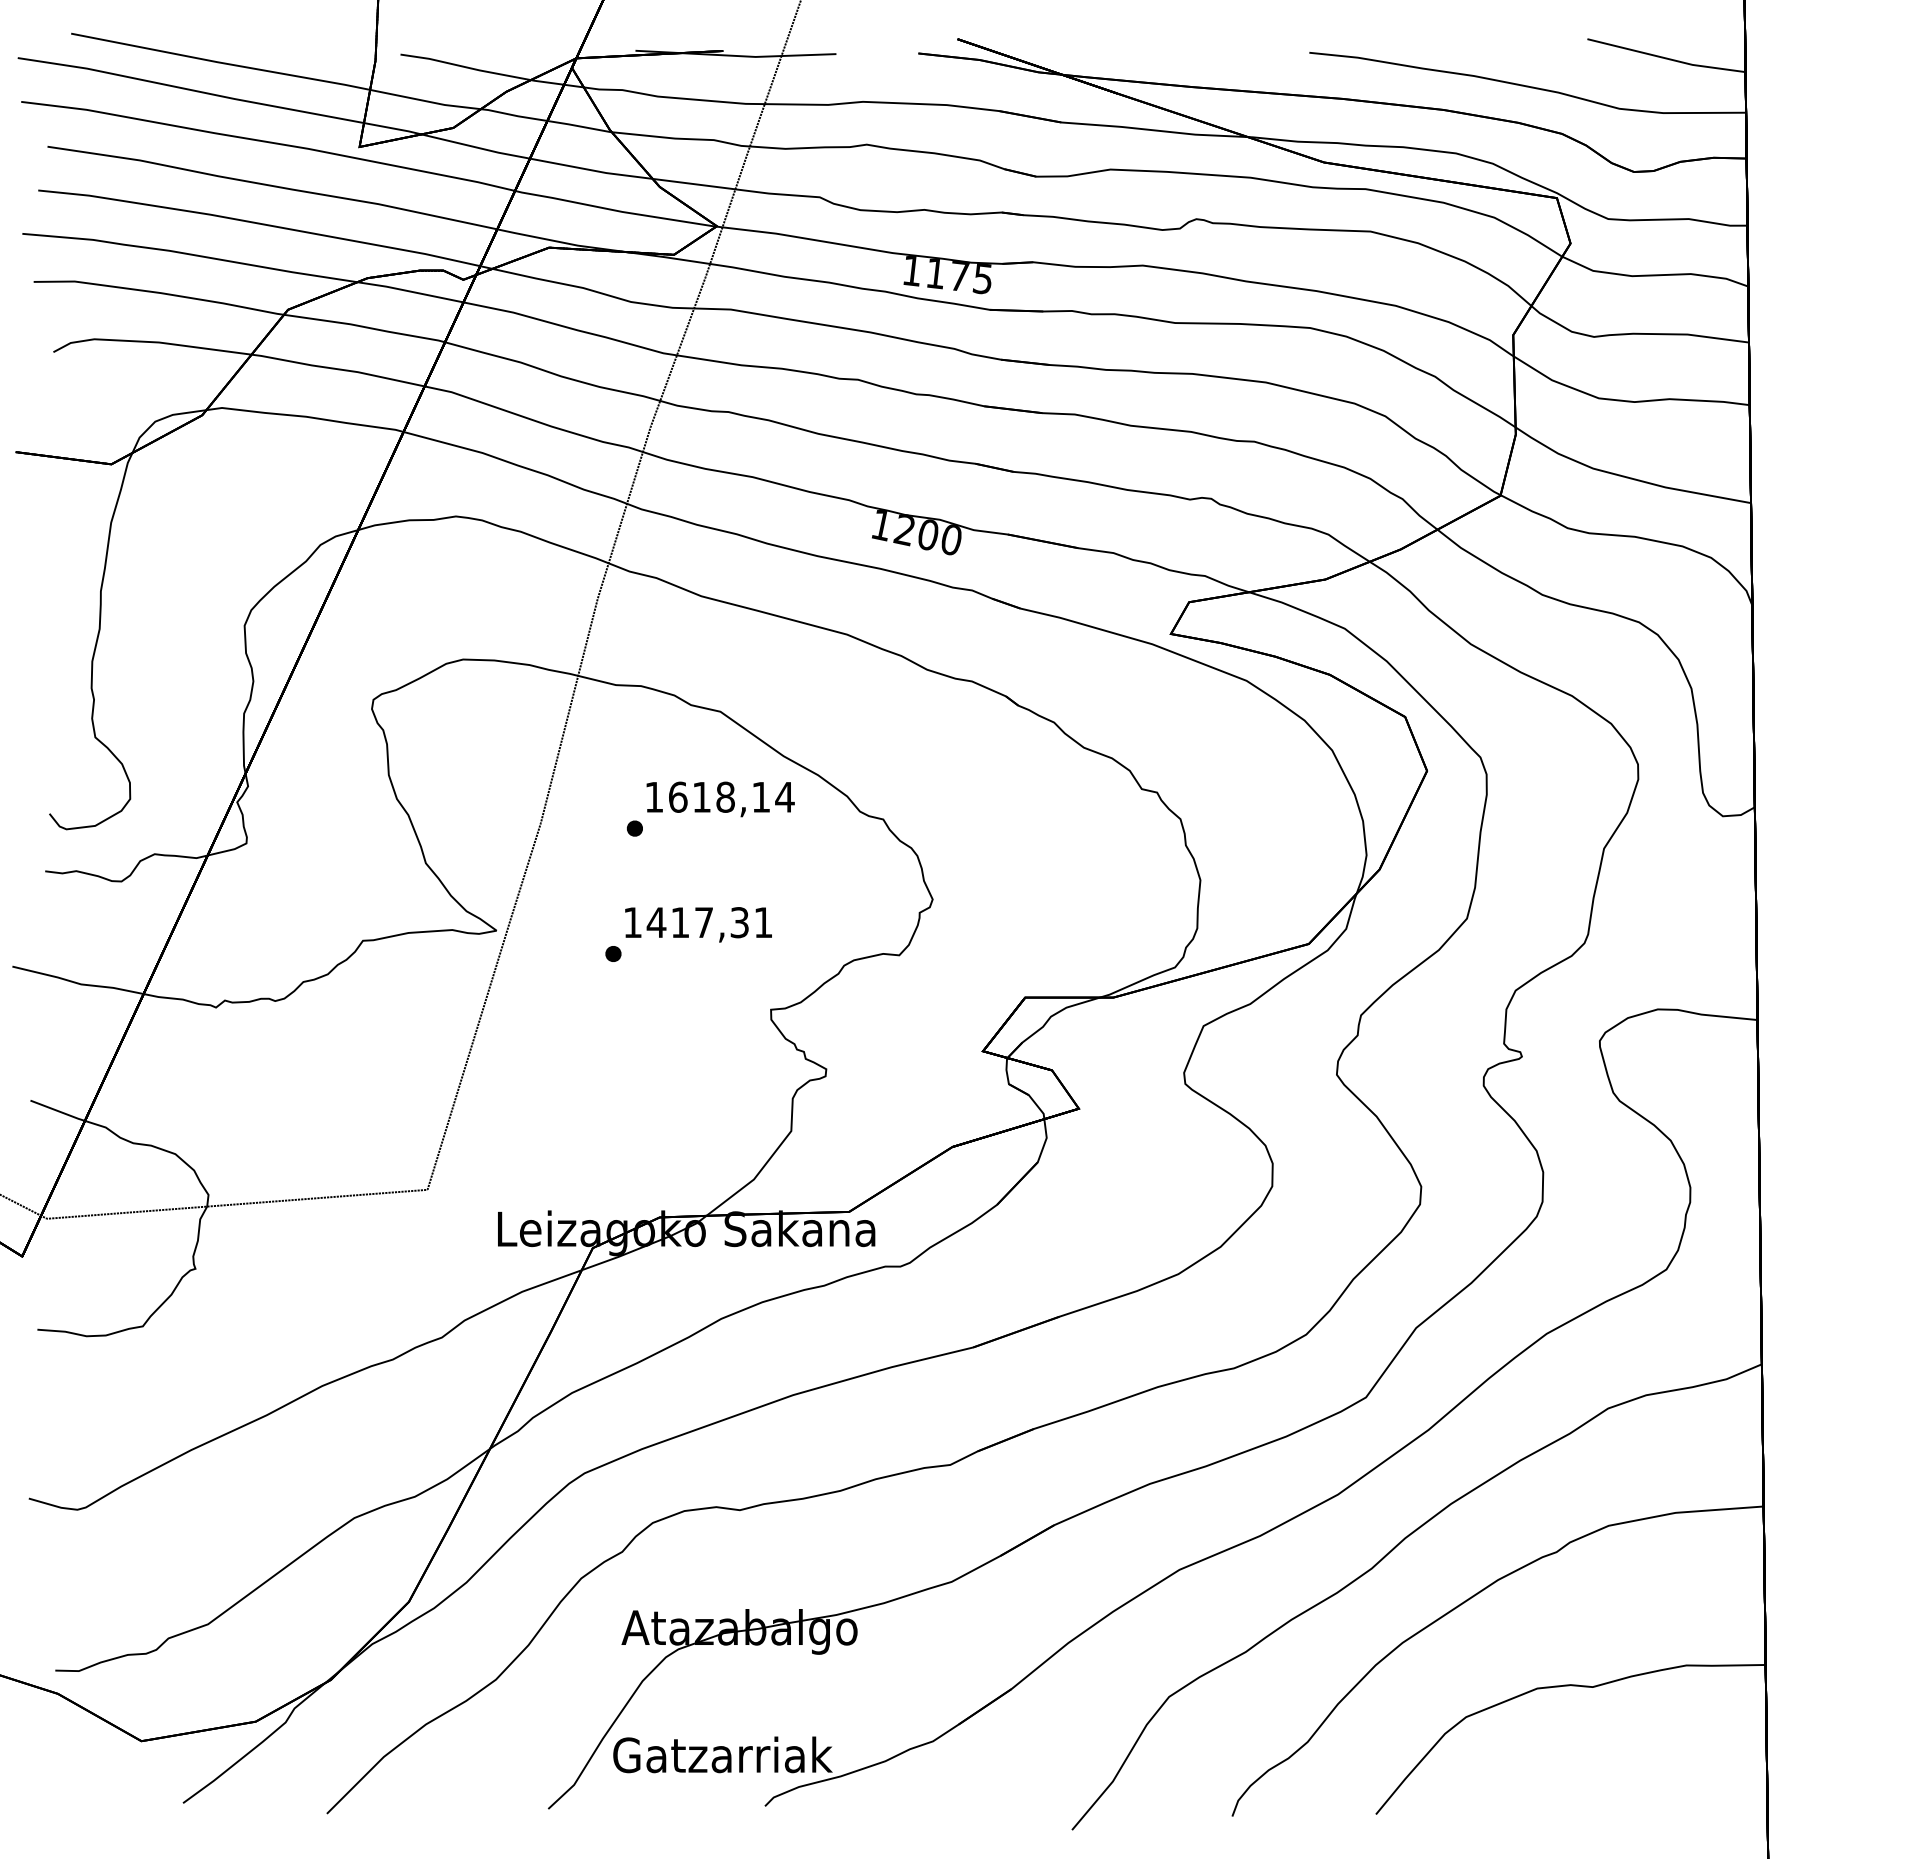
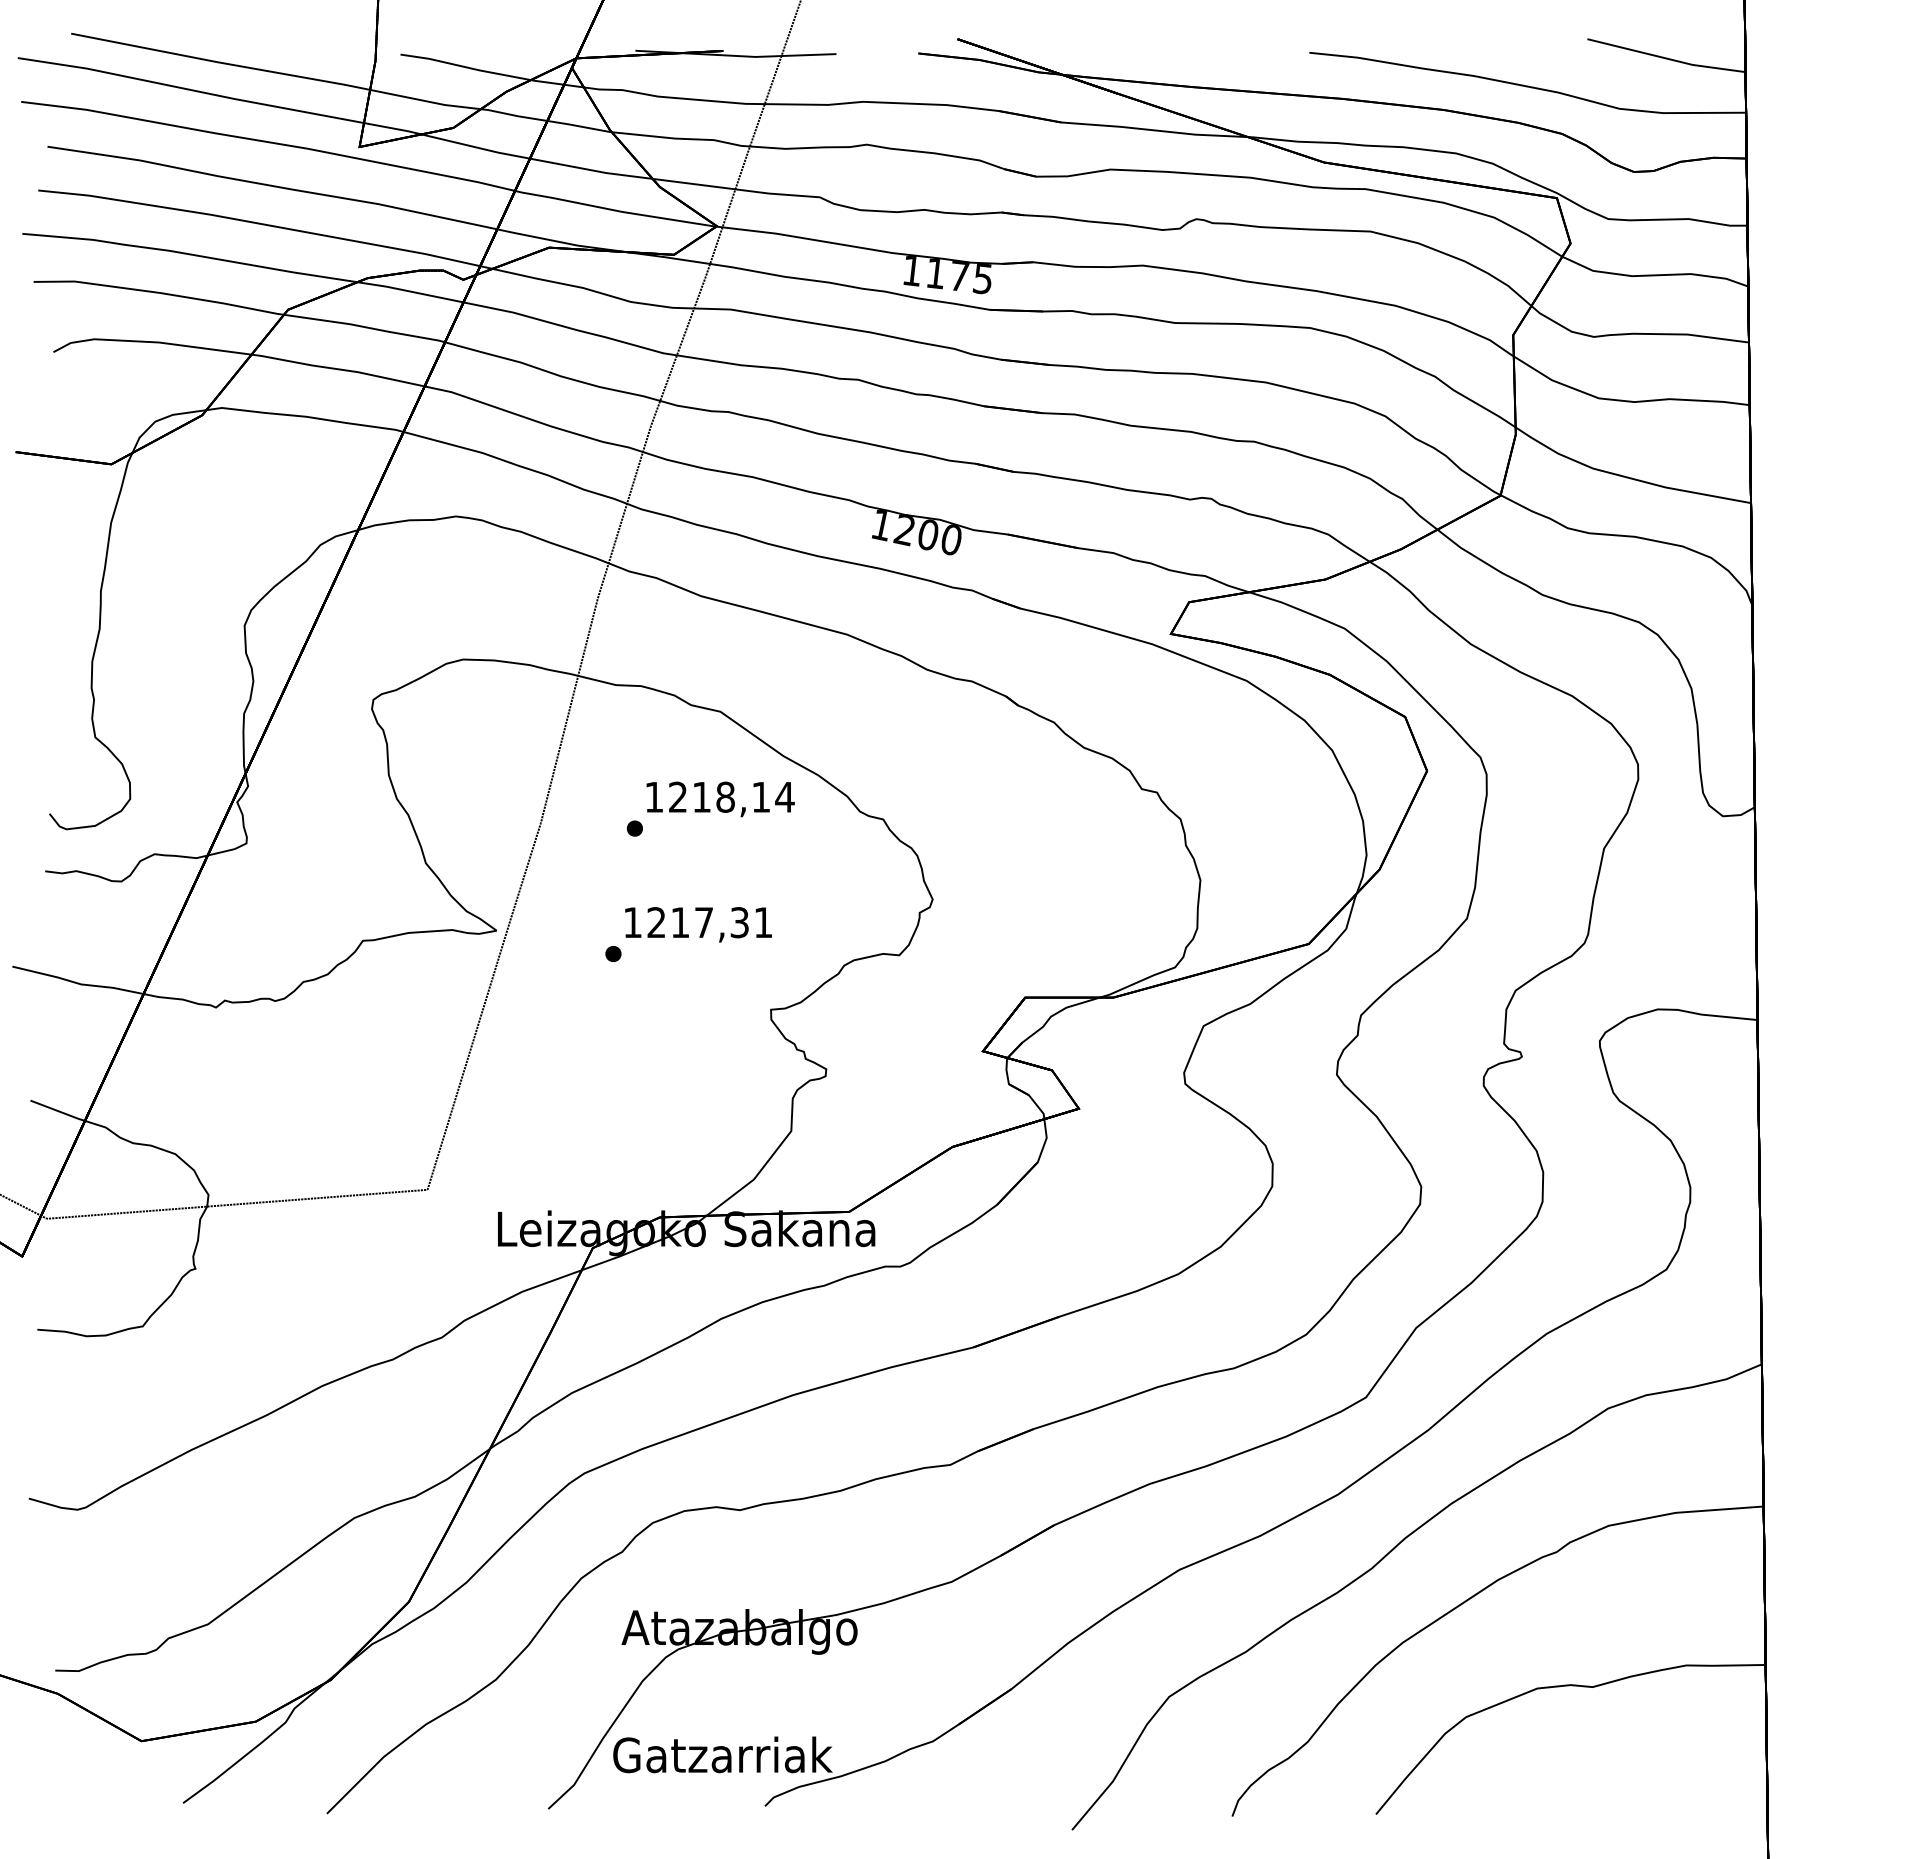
text: 1618,14 -> 1218,14 (678, 796)
text: 1417,31 -> 1217,31 (656, 922)
